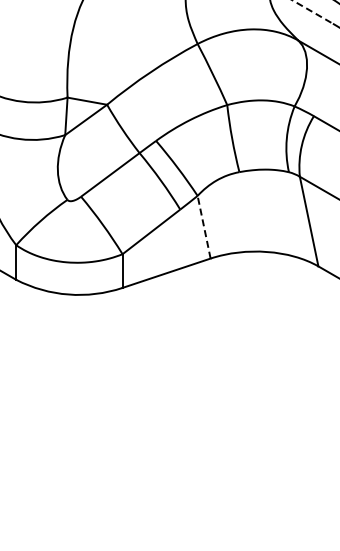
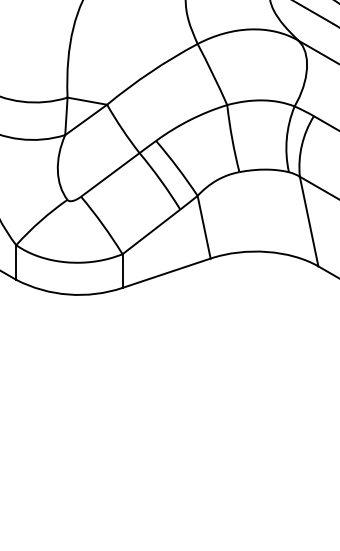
line: dashed -> solid (313, 12)
line: dashed -> solid (204, 226)
